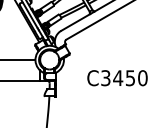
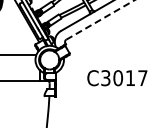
line: solid -> dashed (100, 19)
line position: (18, 59) -> (18, 54) (18, 54)
text: C3450 -> C3017 (130, 78)
